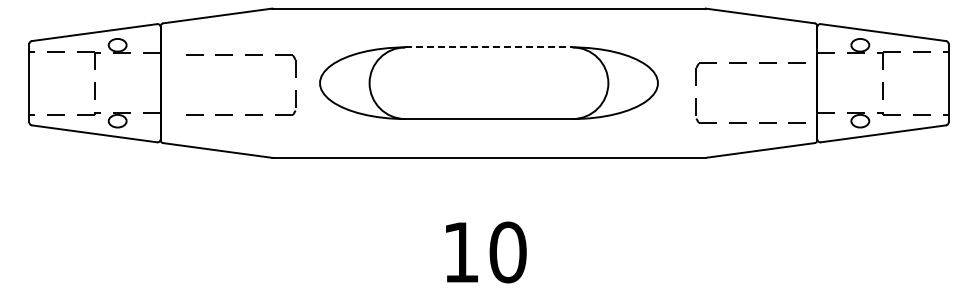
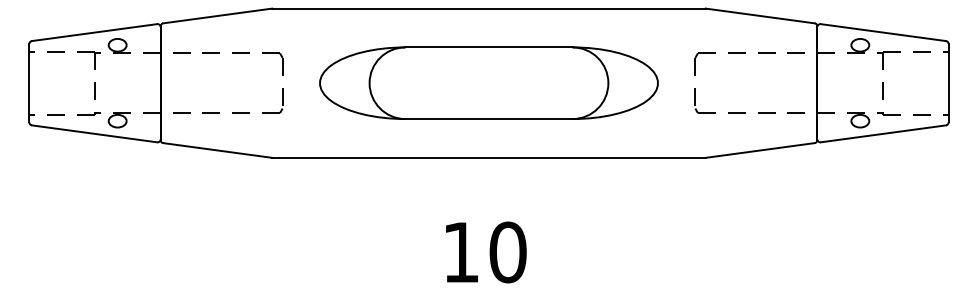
line: dashed -> solid (489, 47)
part position: (245, 55) -> (232, 53) (232, 53)
part position: (746, 63) -> (745, 53) (745, 53)
